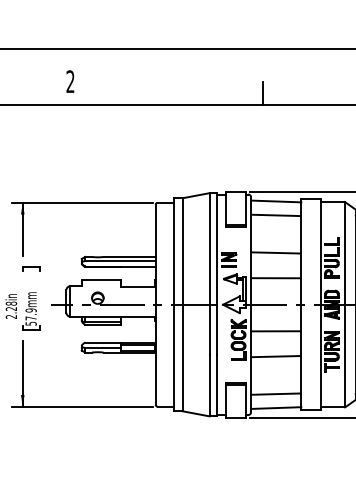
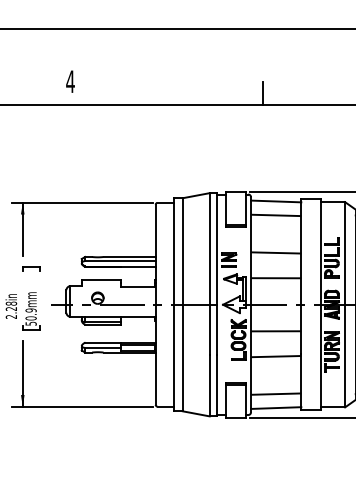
line position: (177, 48) -> (177, 28) (177, 28)
text: 2 -> 4 (70, 81)
text: 57.9mm -> 50.9mm (30, 318)
